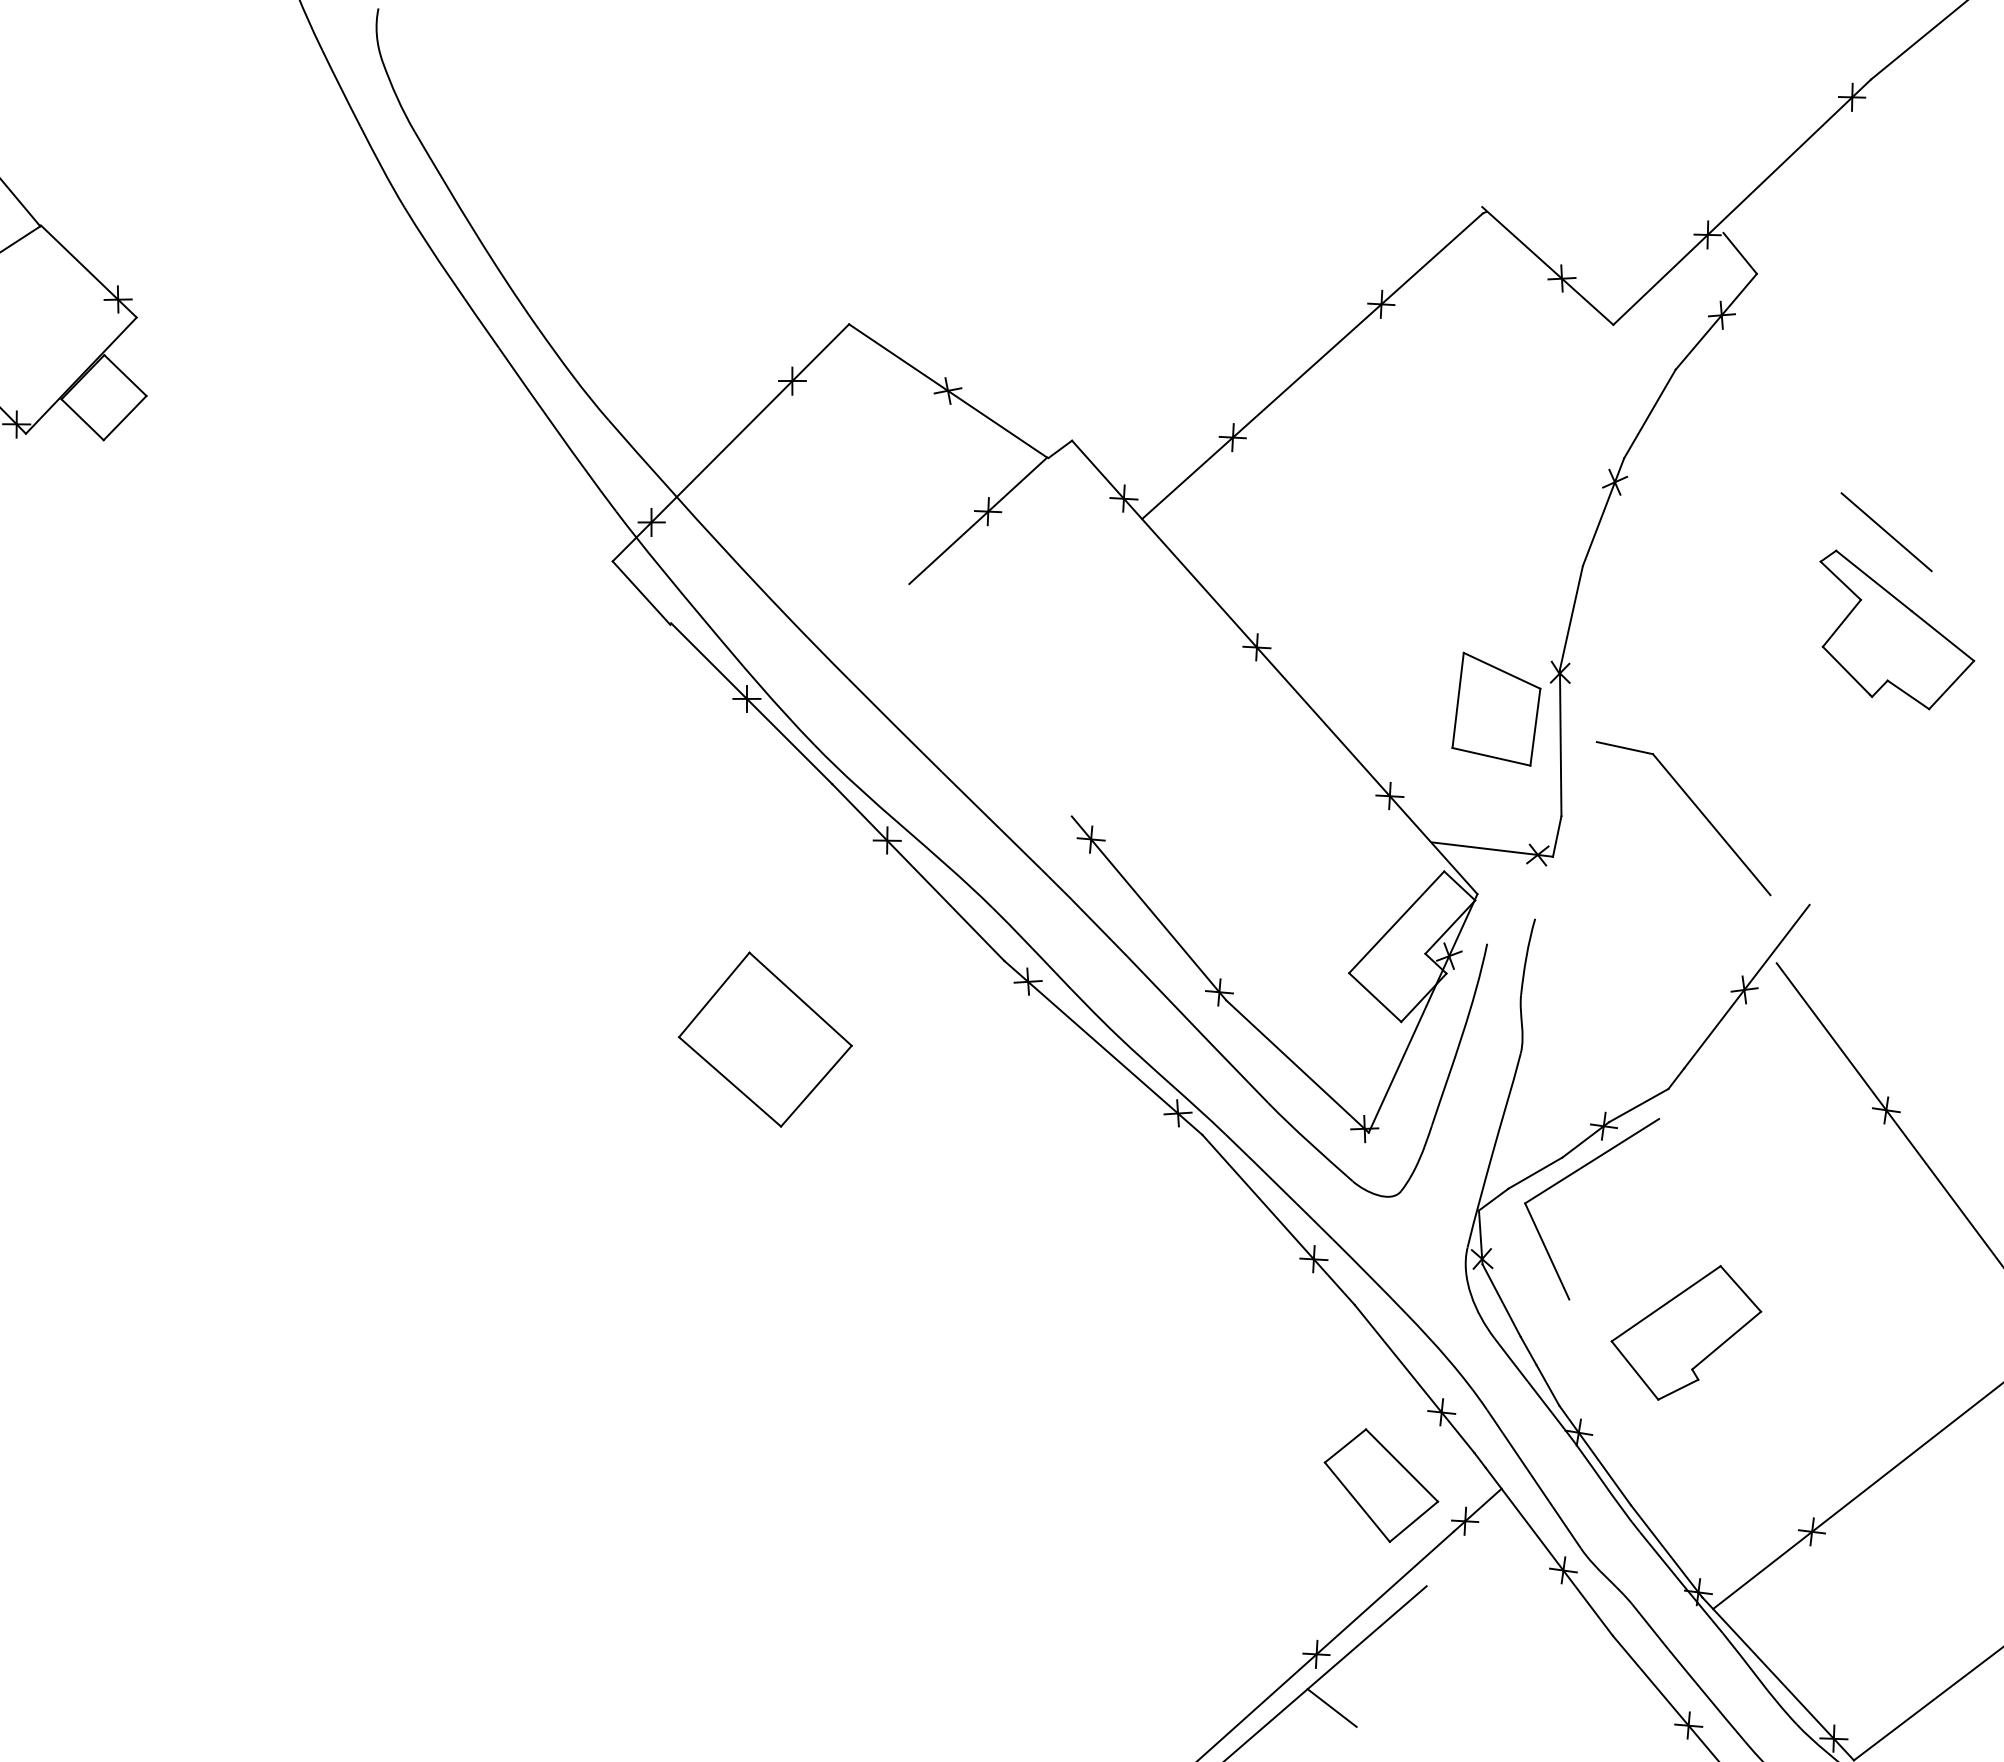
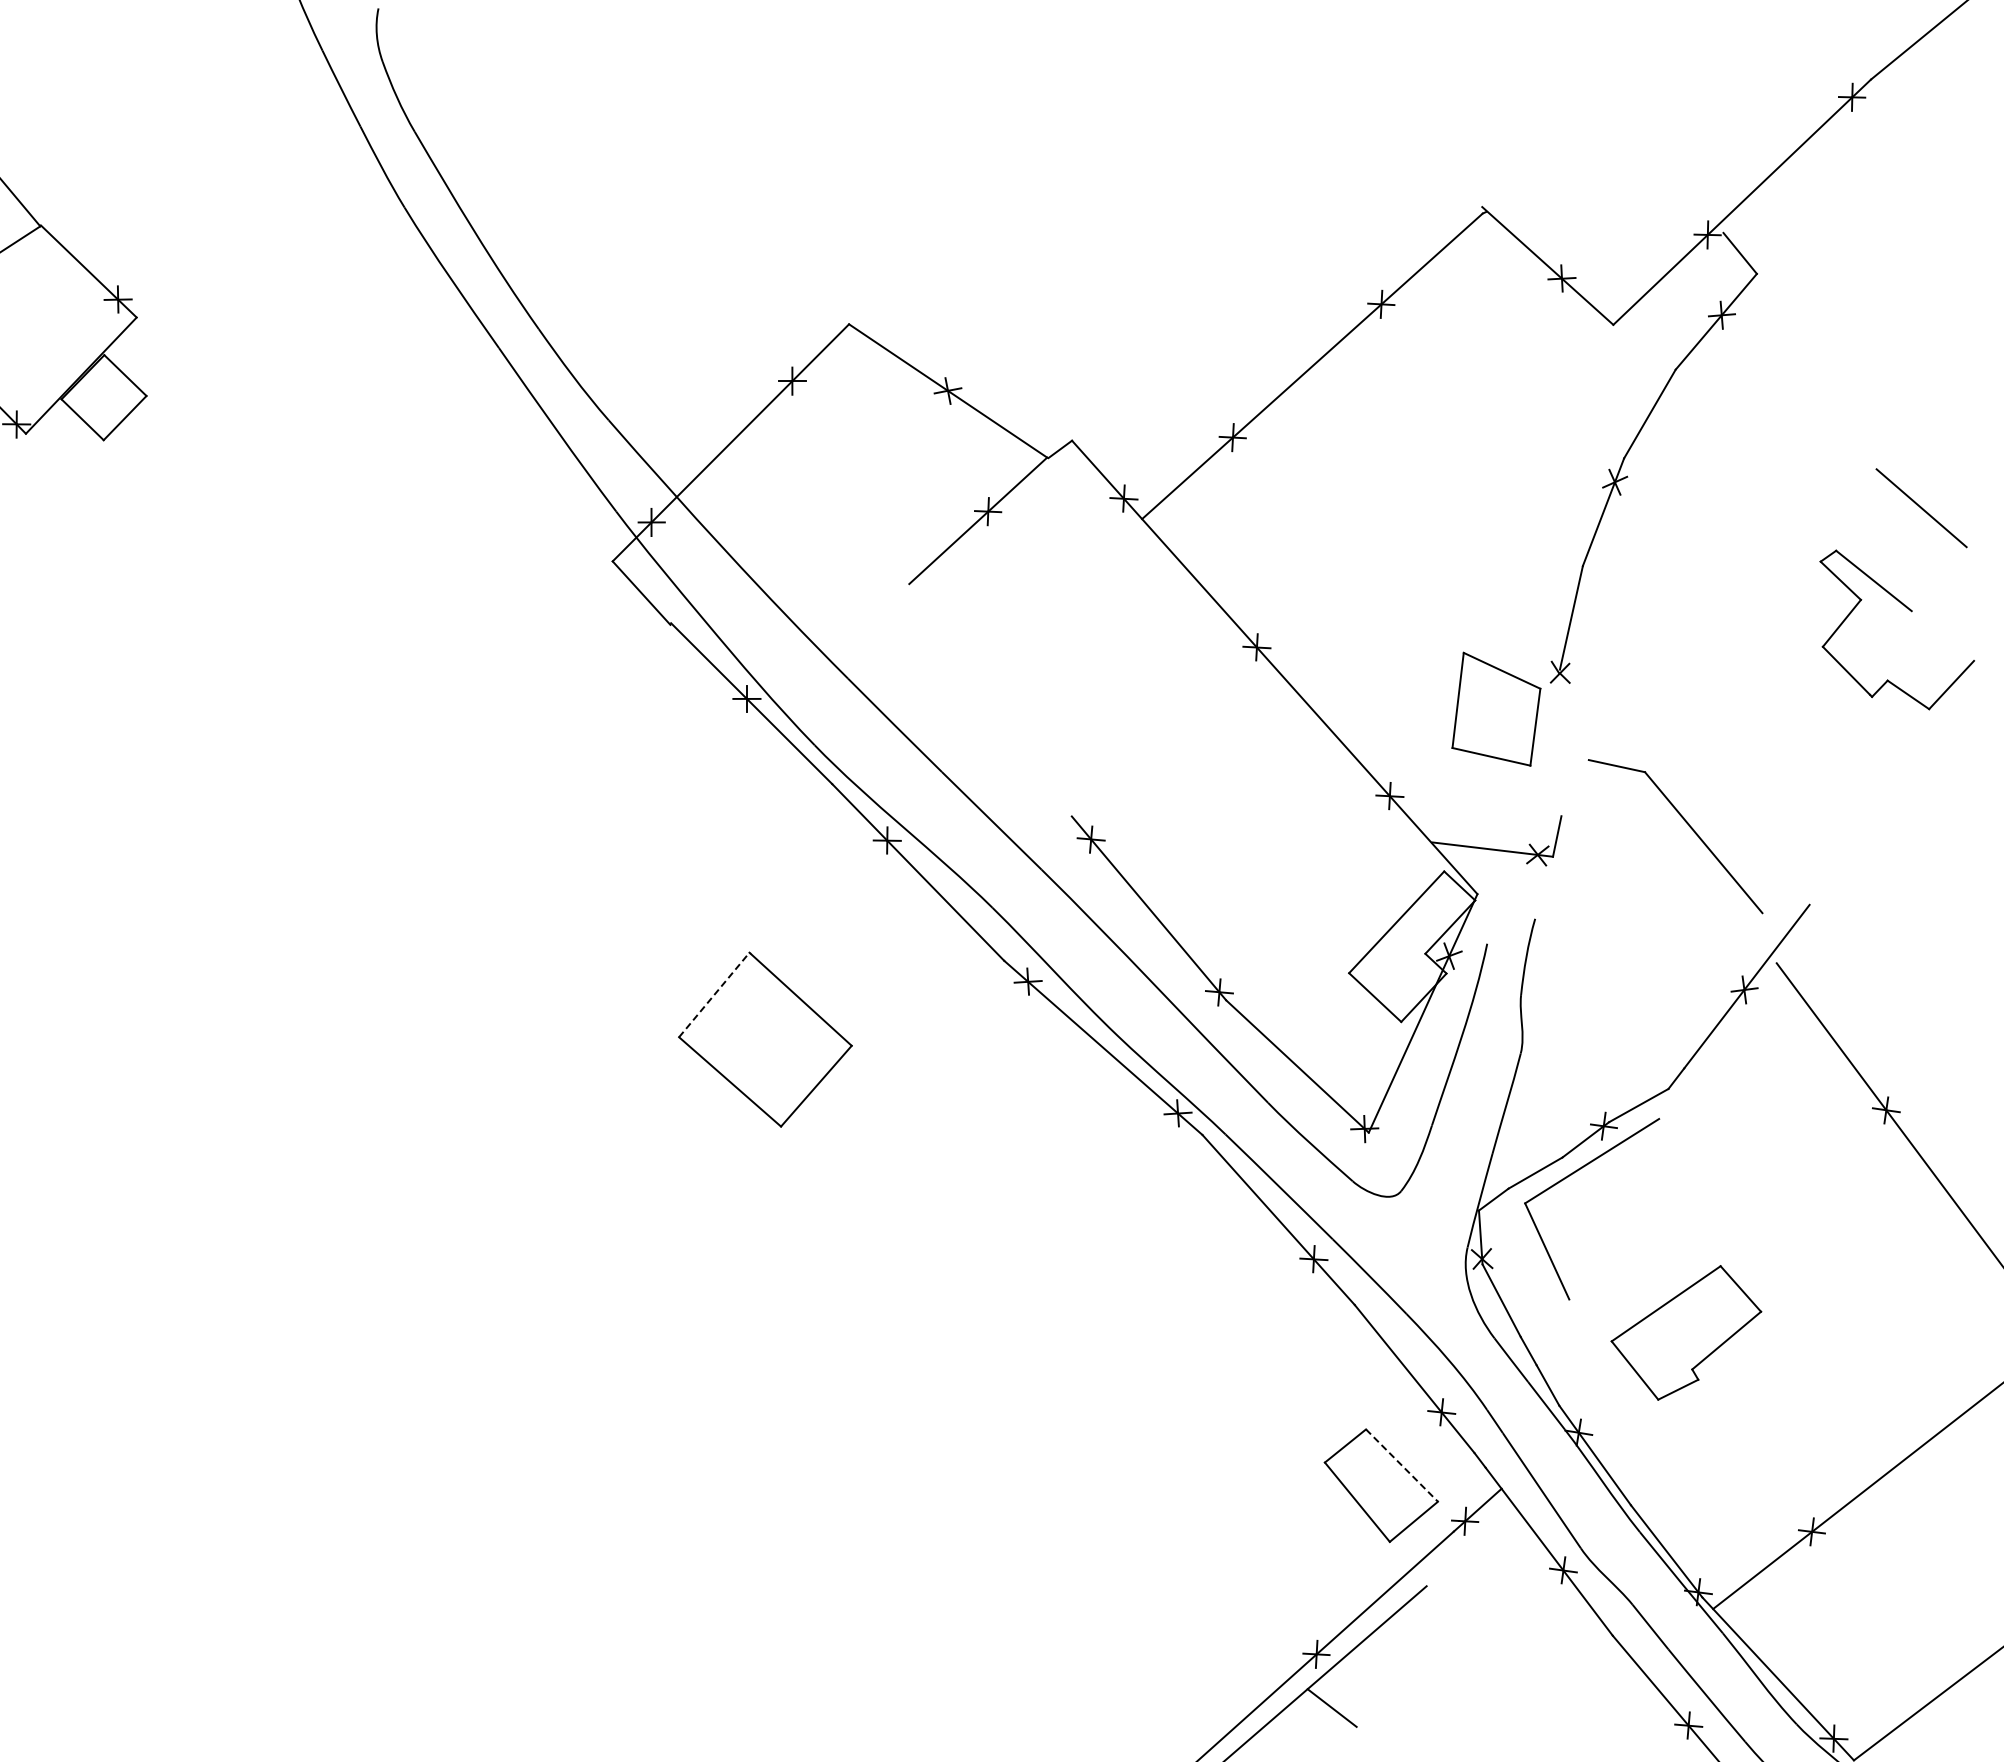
line position: (1886, 532) -> (1921, 508) (1921, 508)
line: present -> none (1942, 635)
line: present -> none (1560, 742)
part position: (1697, 809) -> (1689, 827) (1689, 827)
line: solid -> dashed (714, 994)
line: solid -> dashed (1402, 1465)
